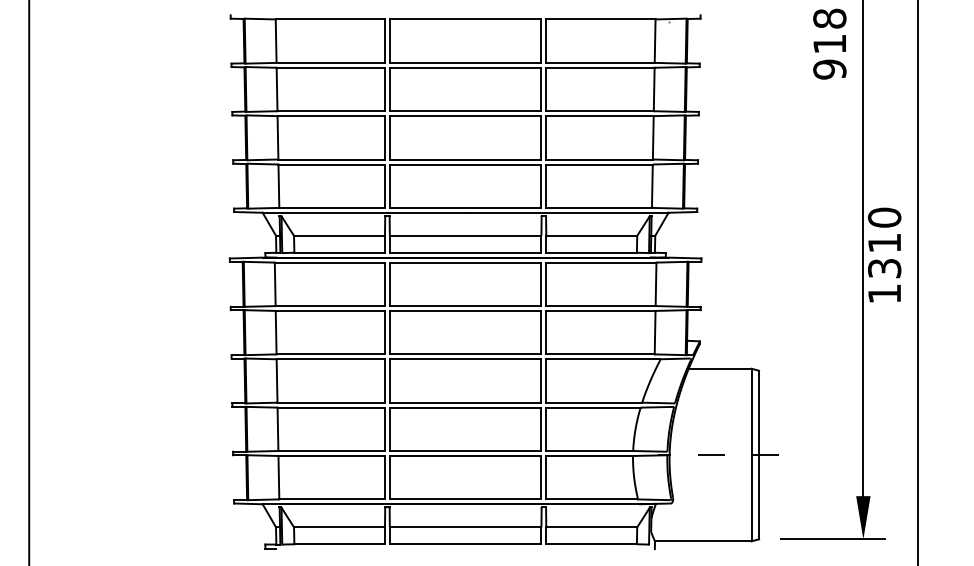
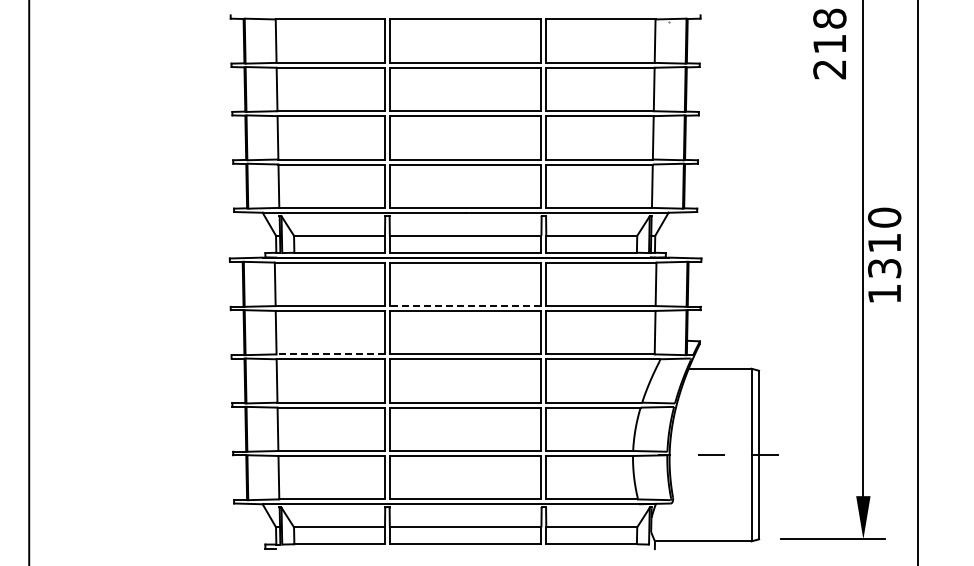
text: 918 -> 218 (829, 69)
line: solid -> dashed (465, 306)
line: solid -> dashed (330, 354)
